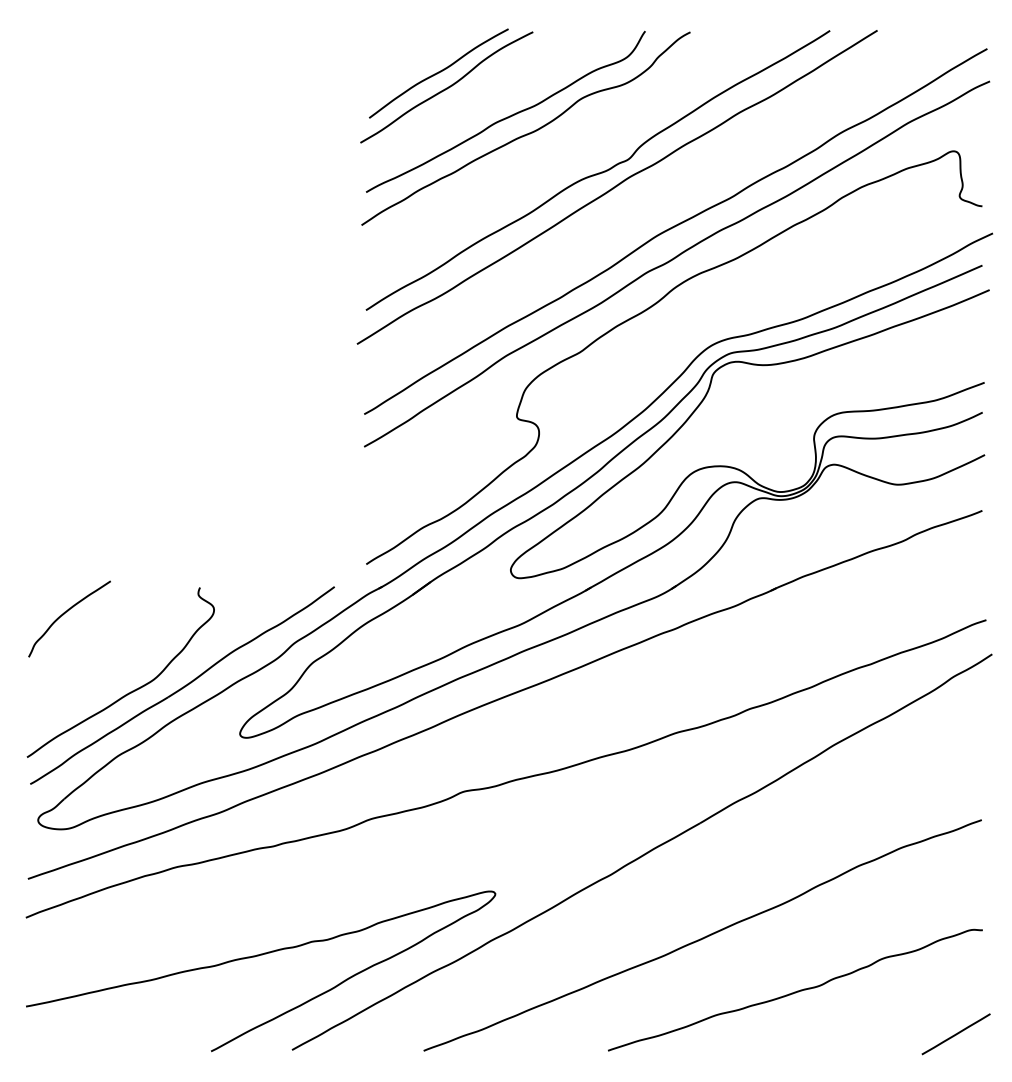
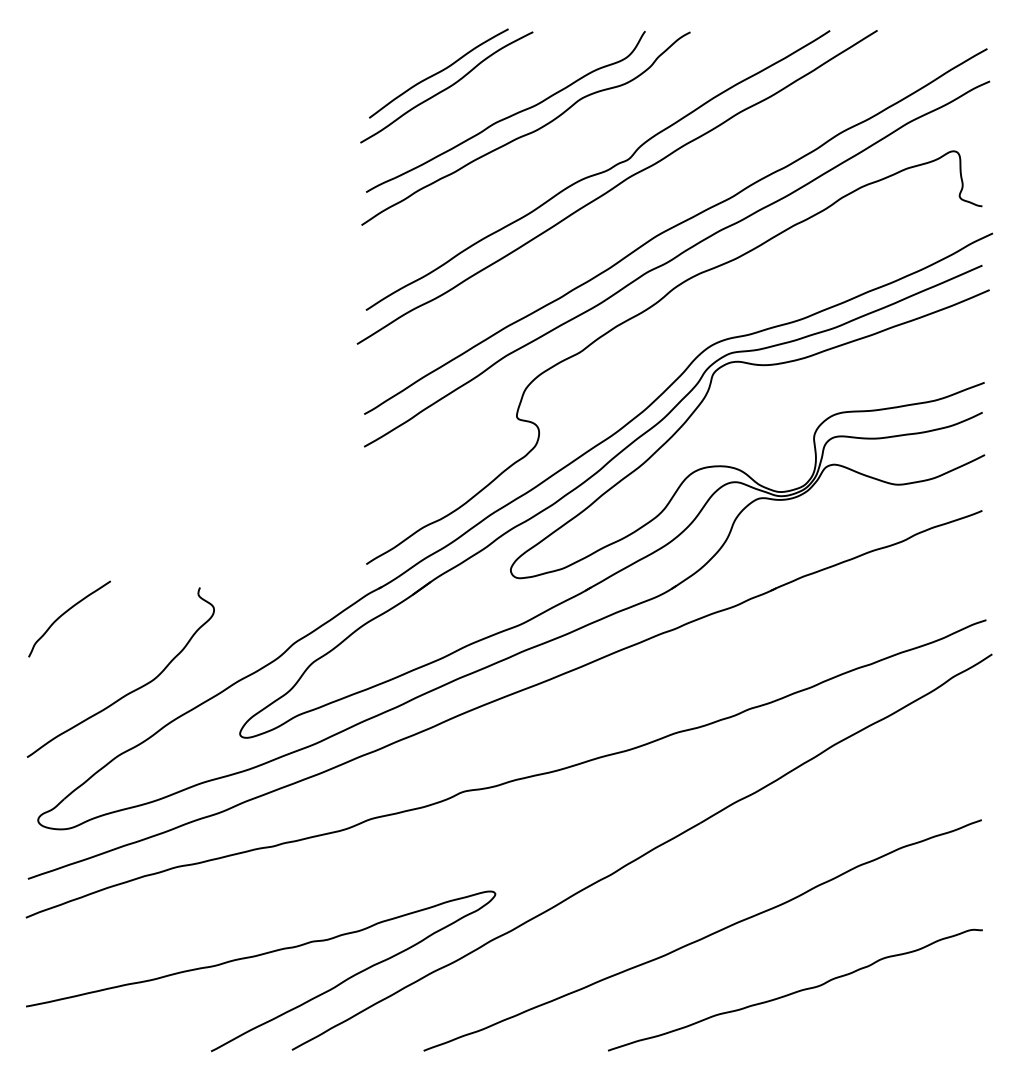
part: present -> none (182, 685)
line: present -> none (955, 1034)
